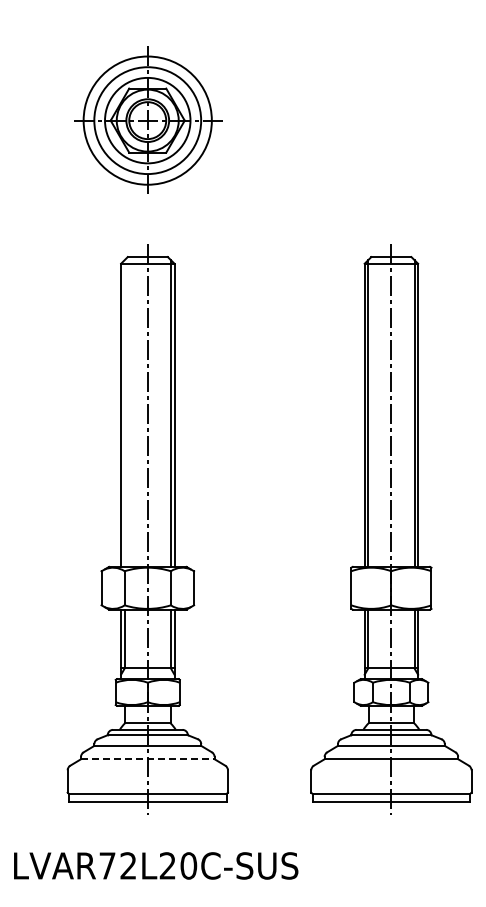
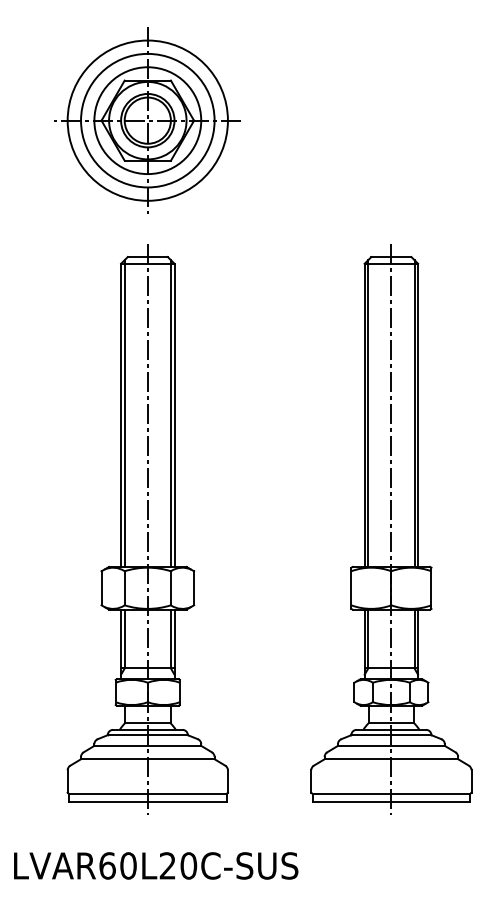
part size: 149x148 px -> 187x187 px (147, 120)
line: none -> present (124, 413)
line: dashed -> solid (147, 759)
text: LVAR72L20C-SUS -> LVAR60L20C-SUS (117, 865)
